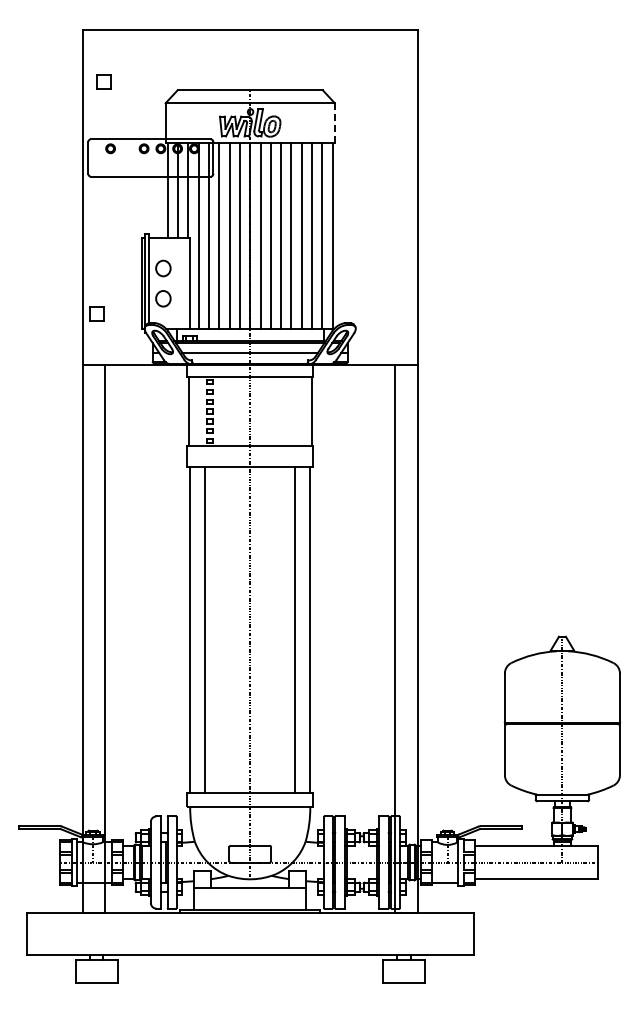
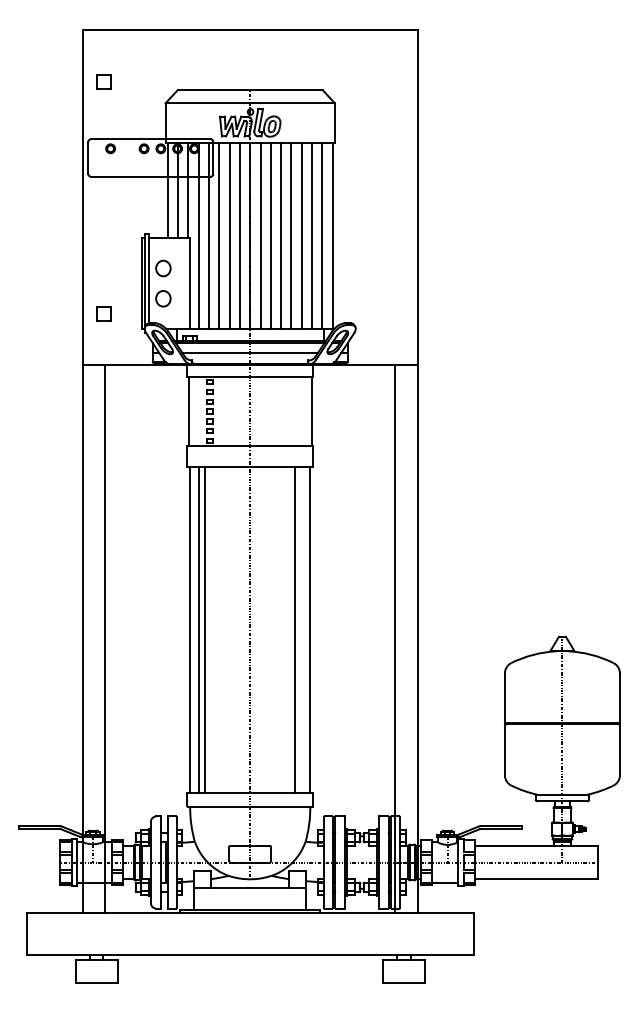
line: dashed -> solid (334, 122)
part position: (96, 313) -> (103, 313) (103, 313)
line: none -> present (198, 629)
